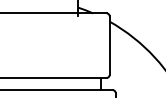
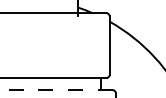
line: solid -> dashed (55, 90)
